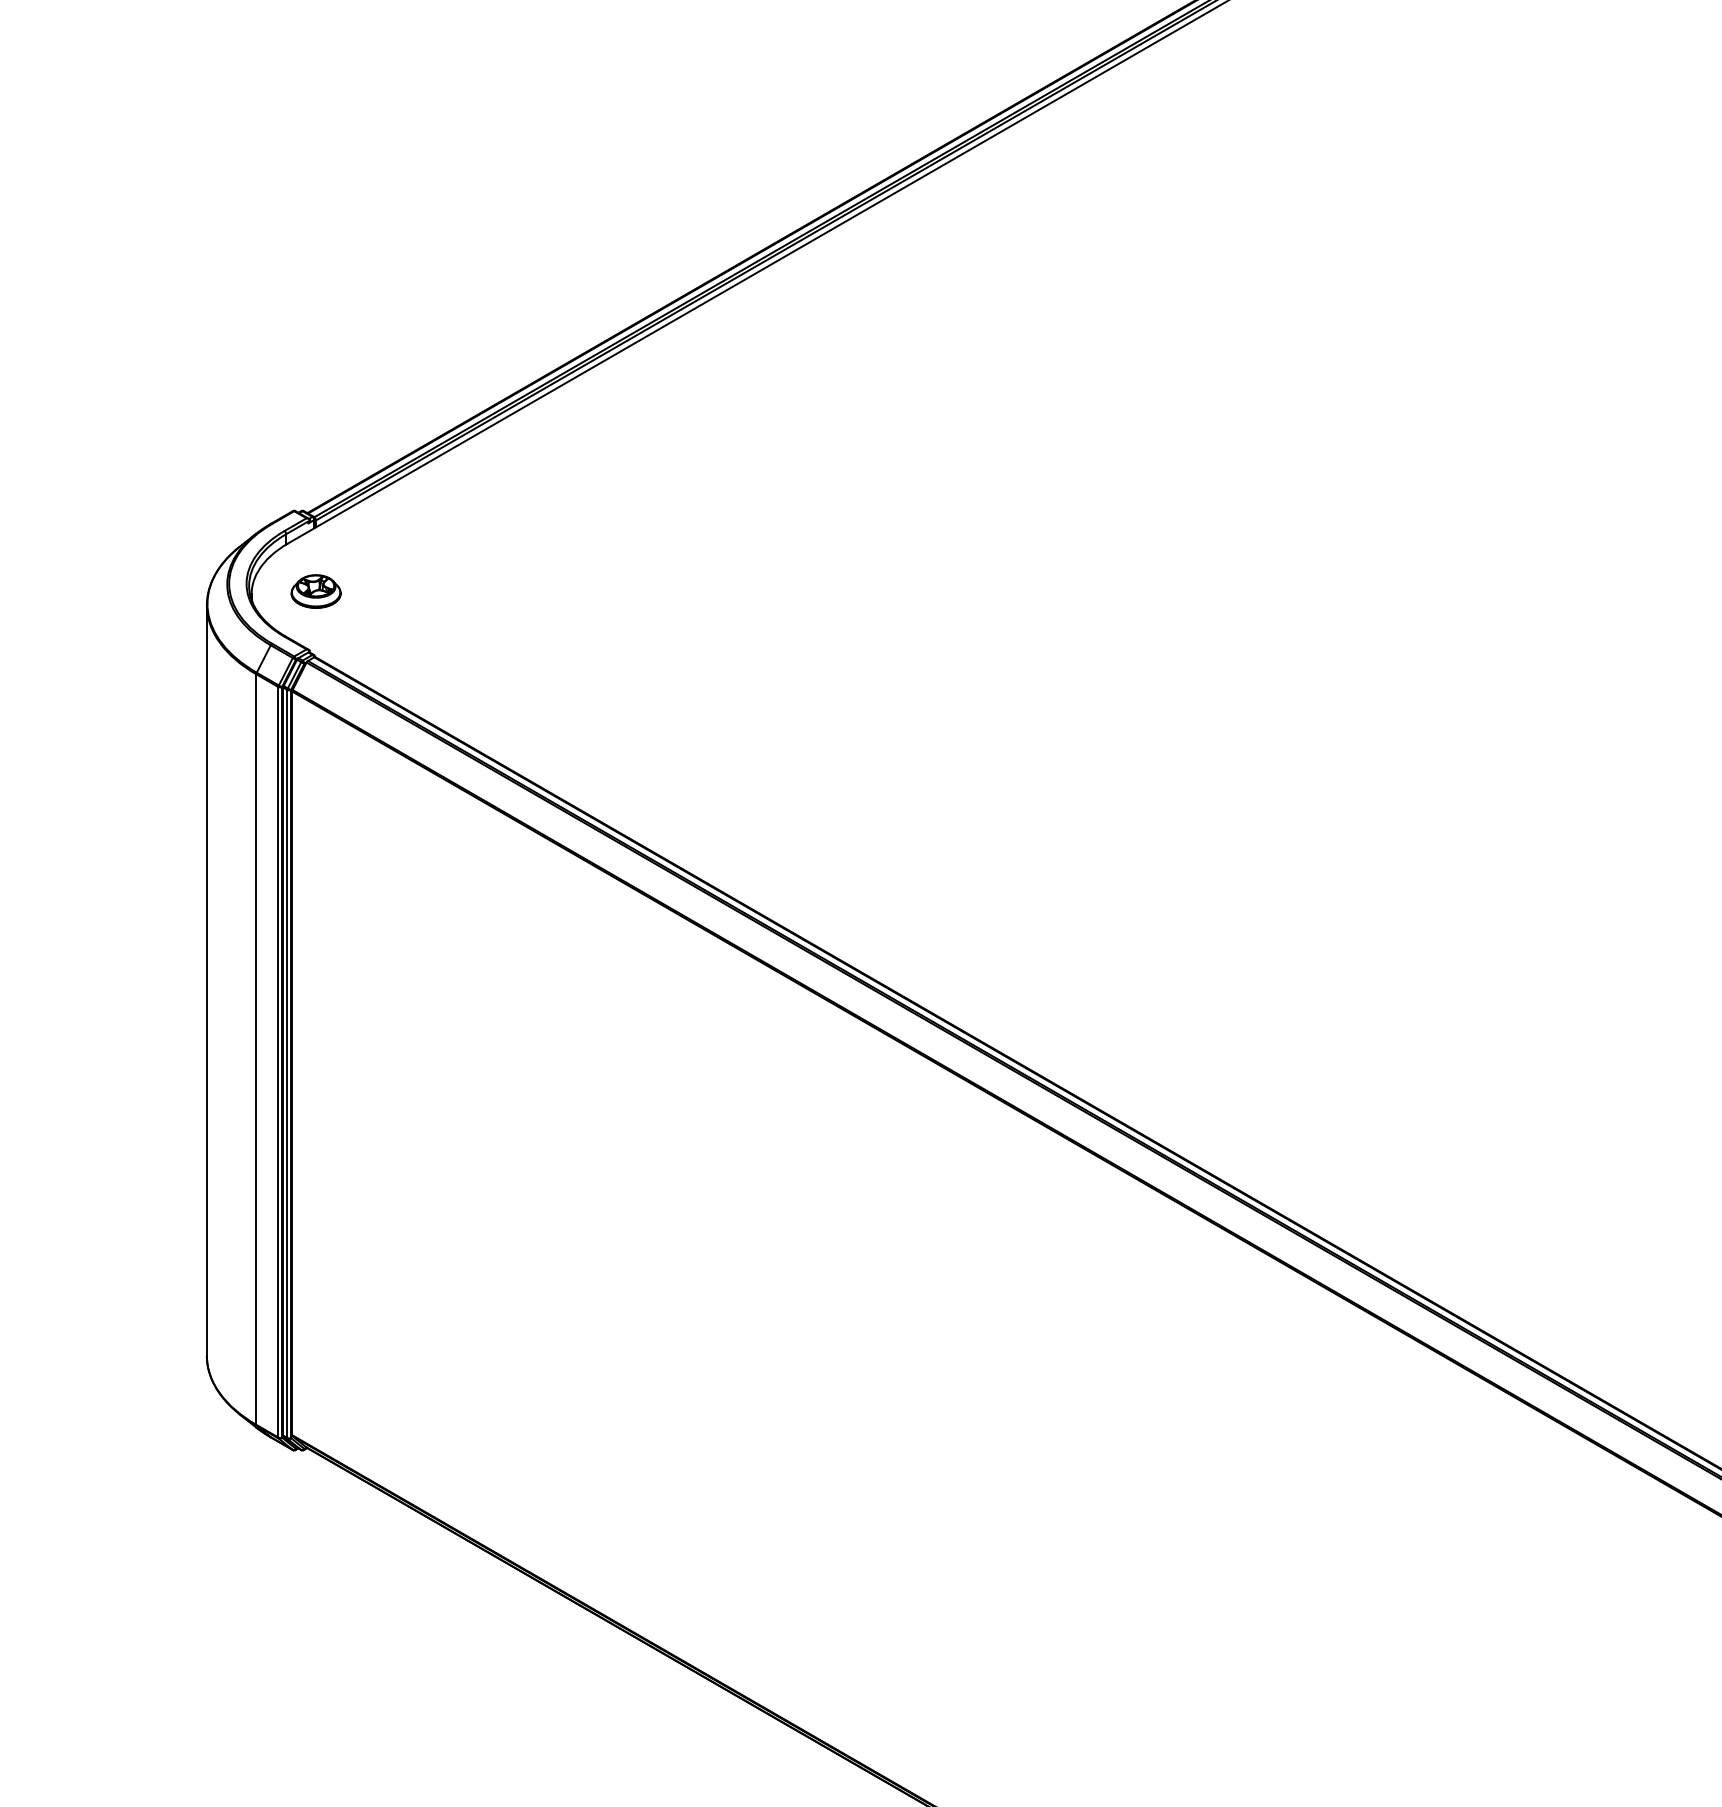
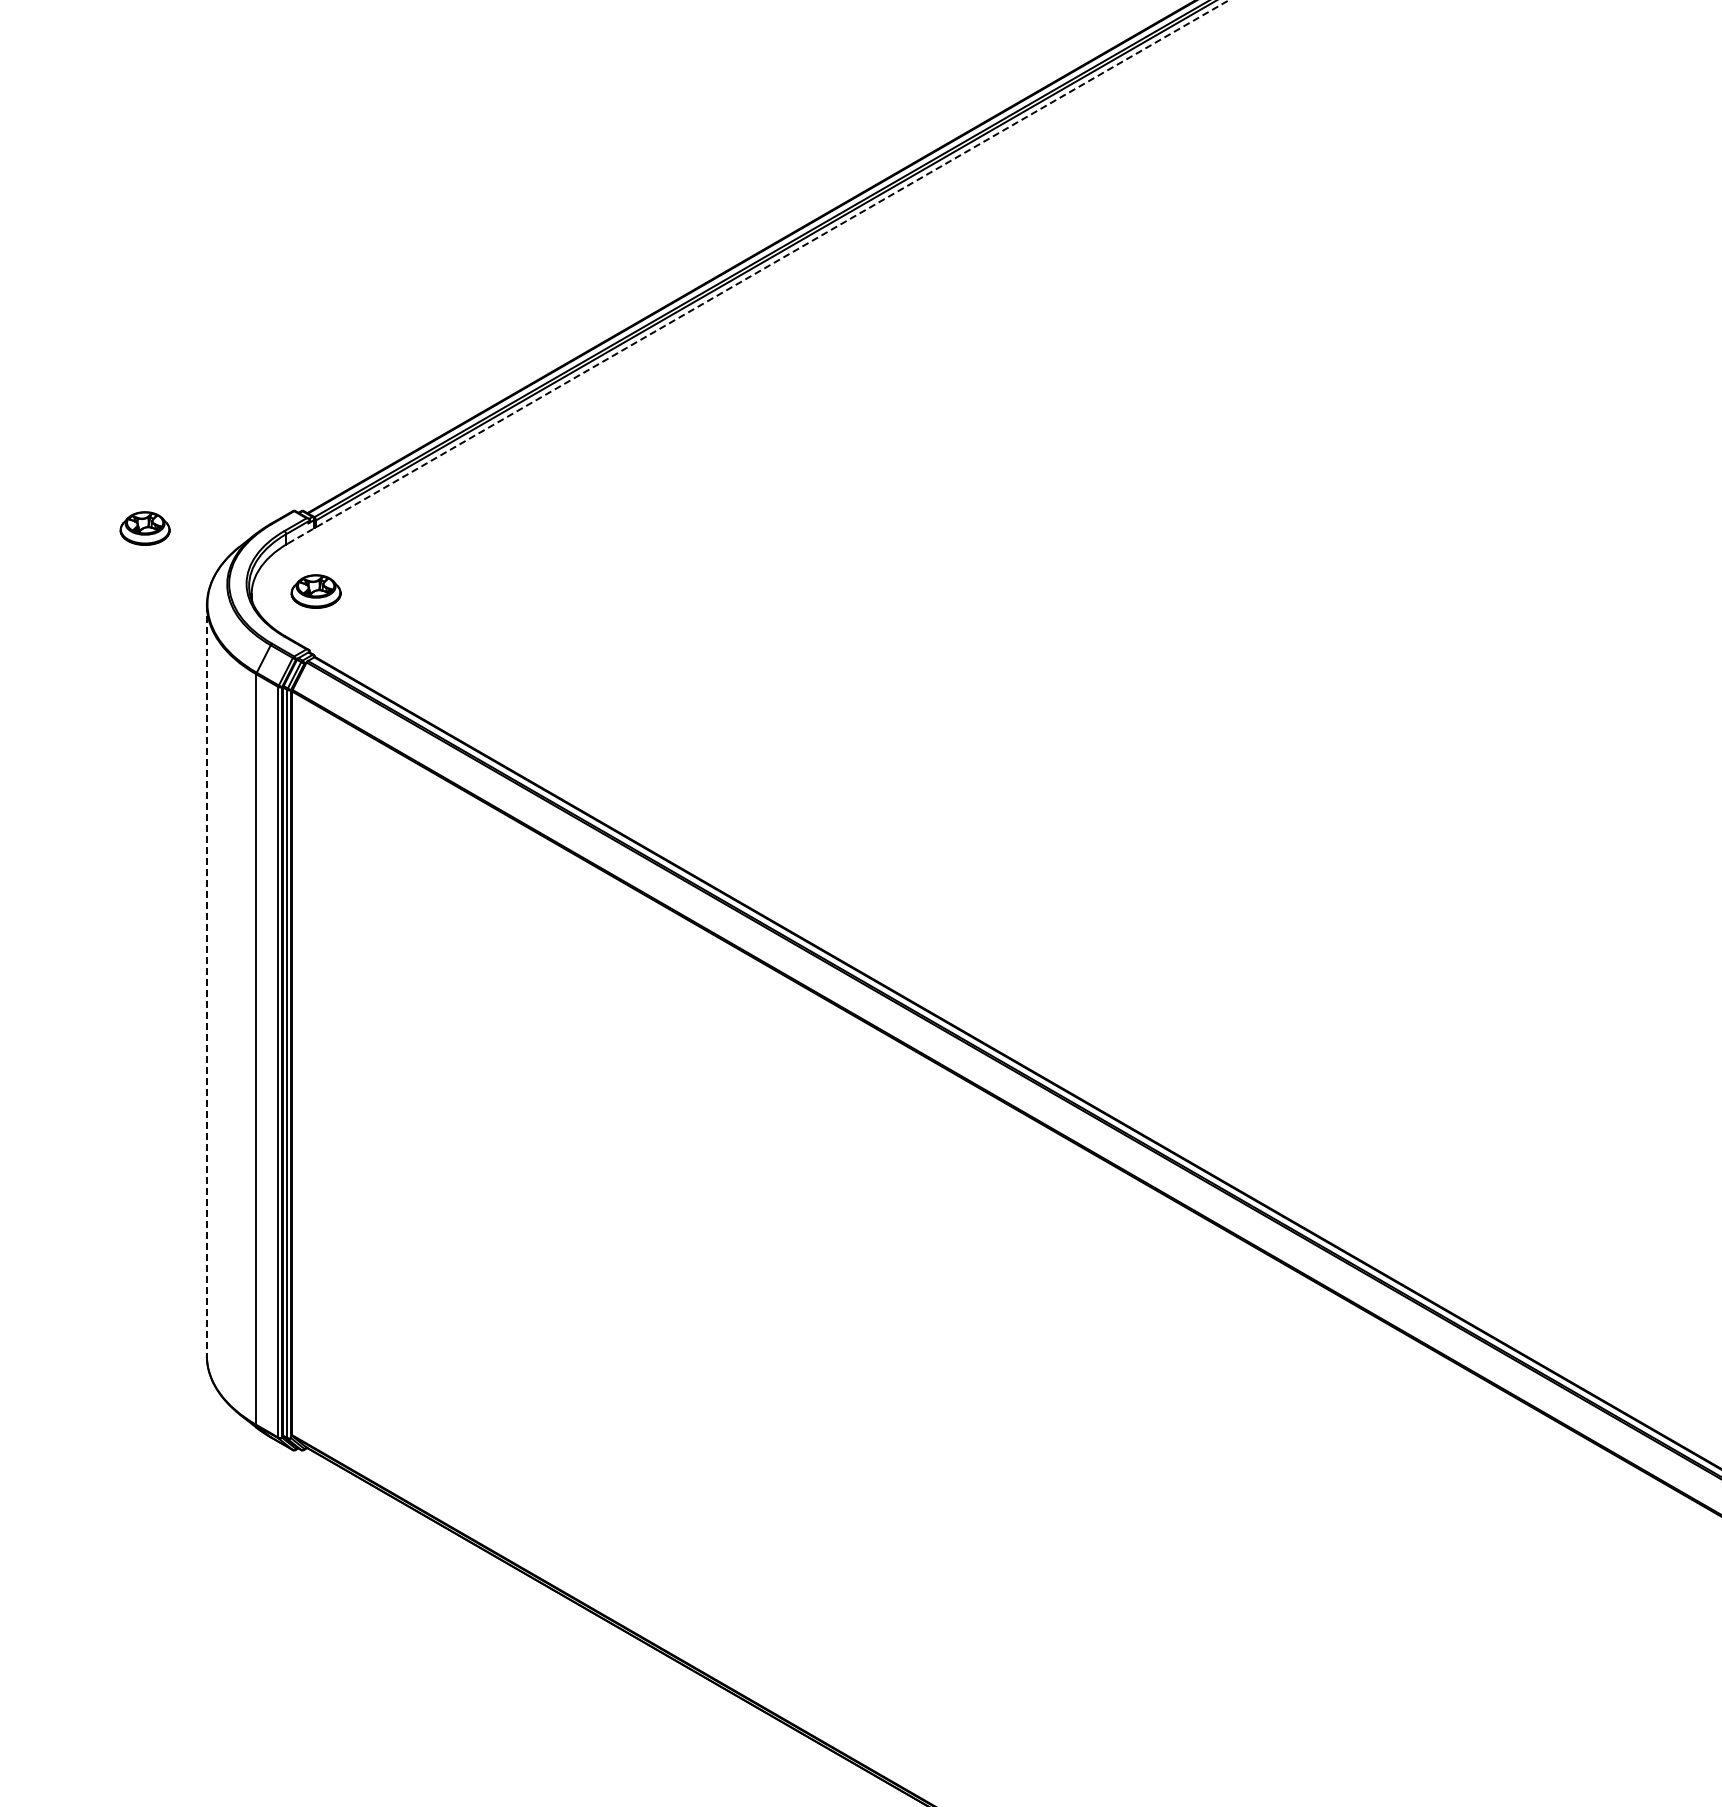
line: solid -> dashed (759, 271)
part: none -> present (144, 528)
line: solid -> dashed (206, 981)
